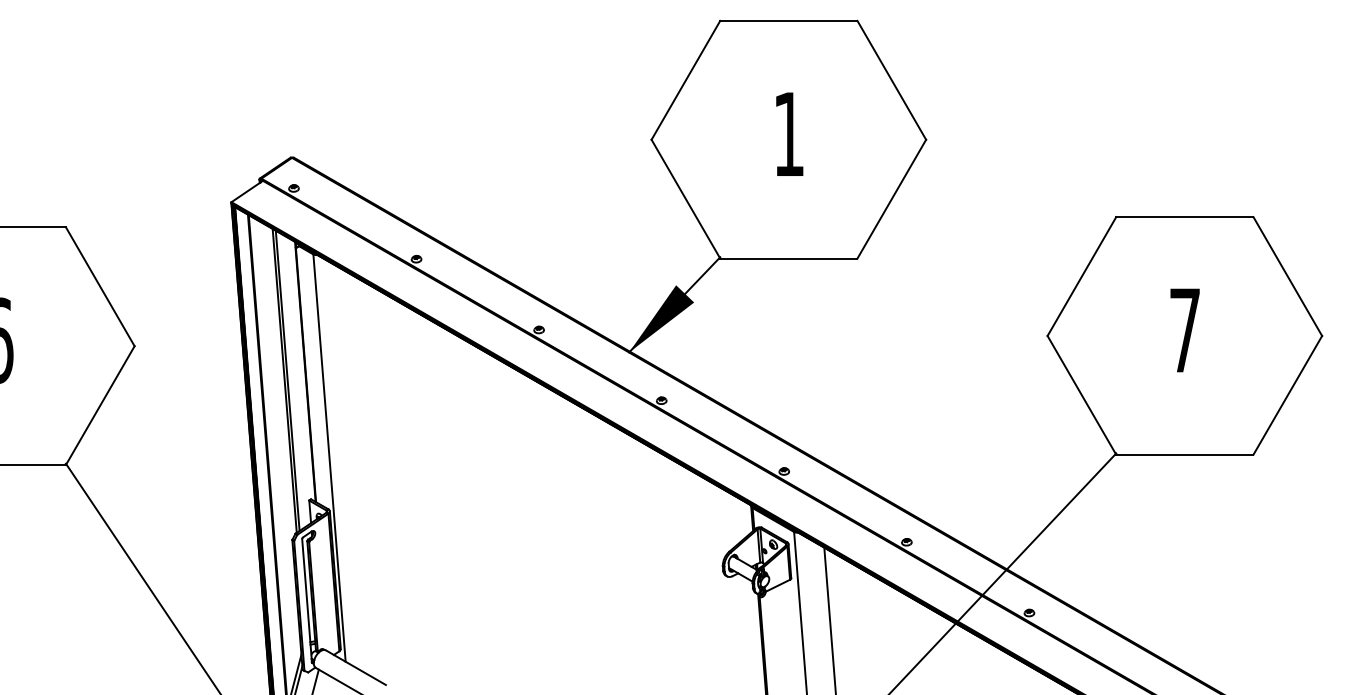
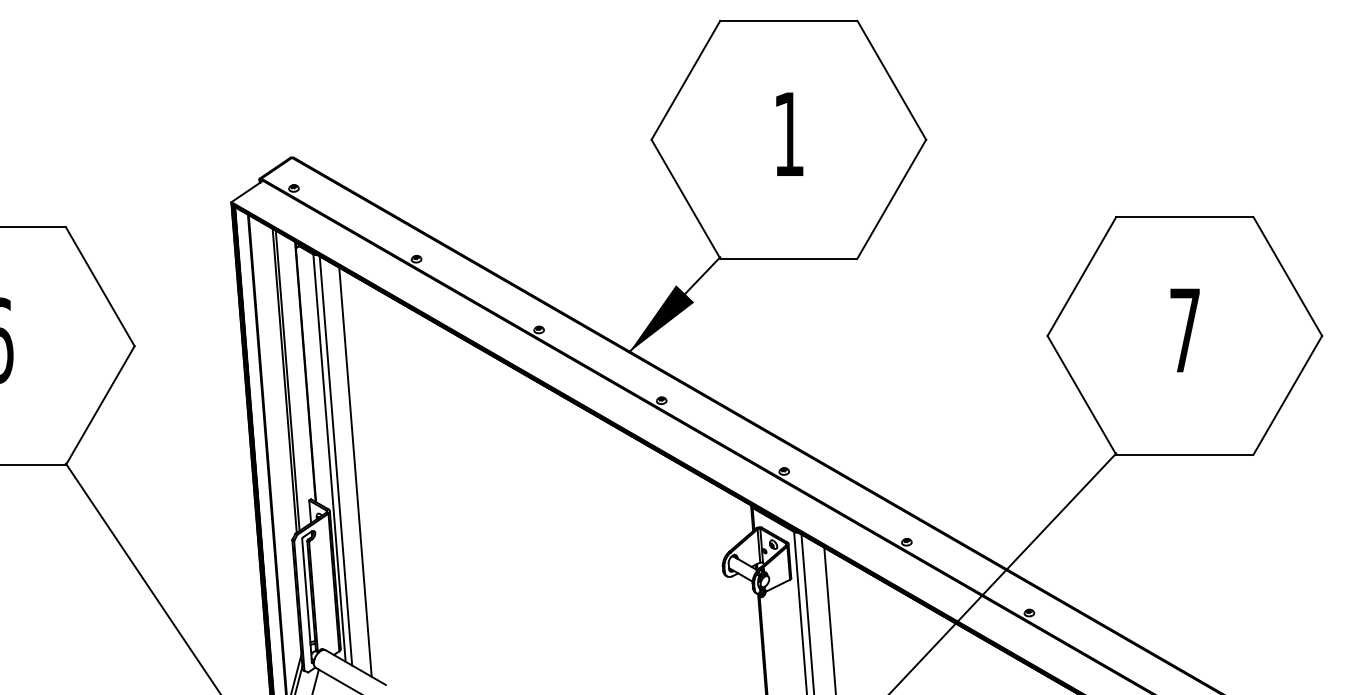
line: none -> present (335, 460)
line: none -> present (355, 471)
line: none -> present (807, 612)
